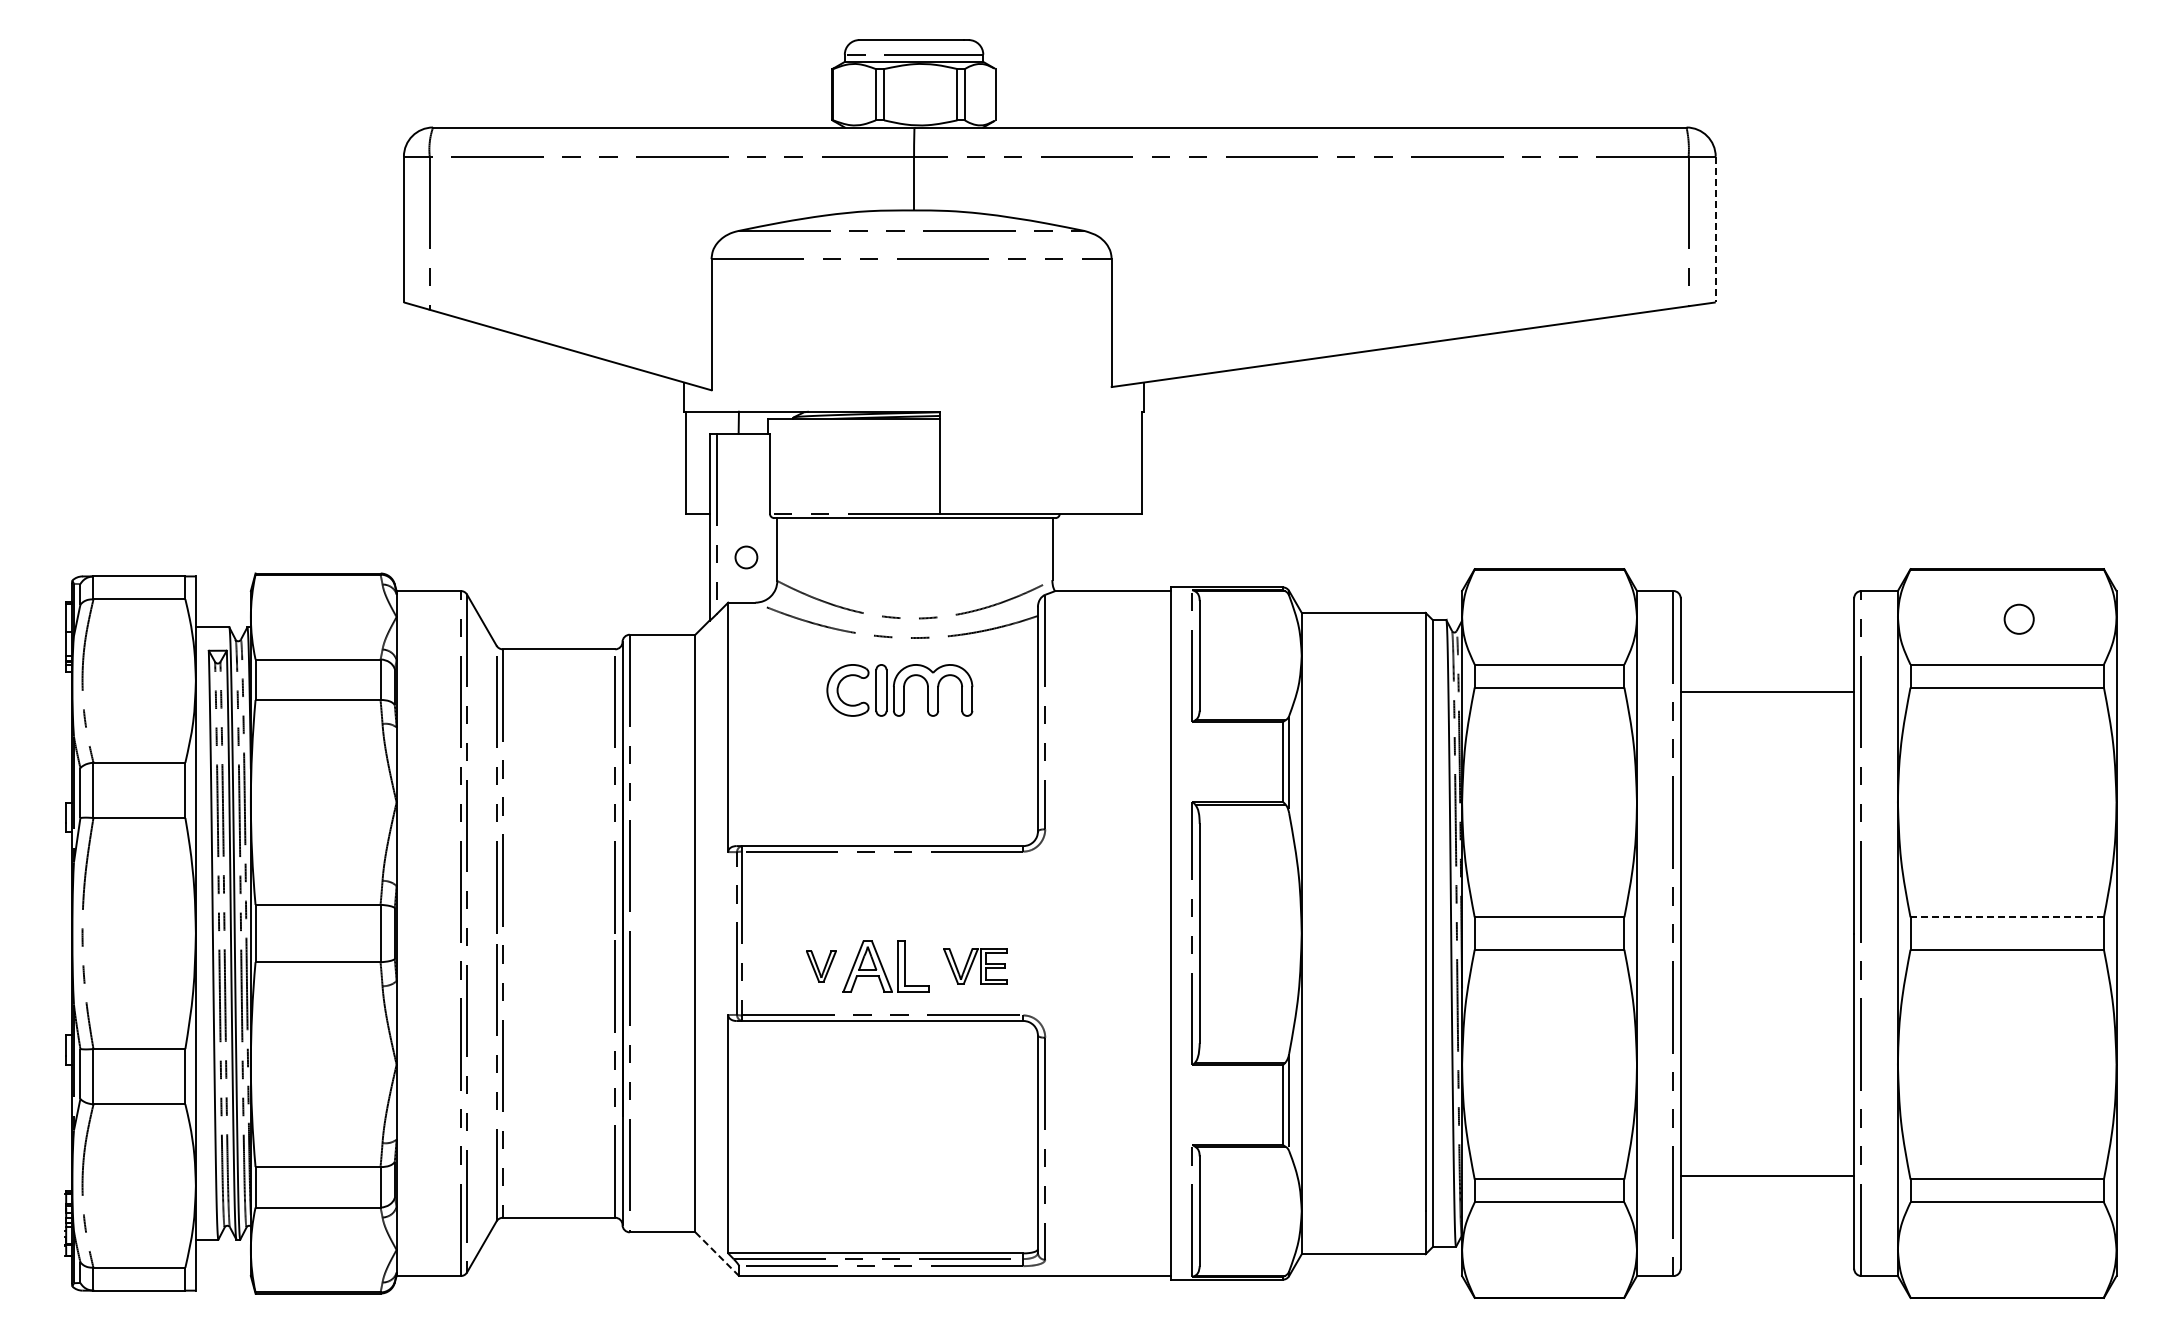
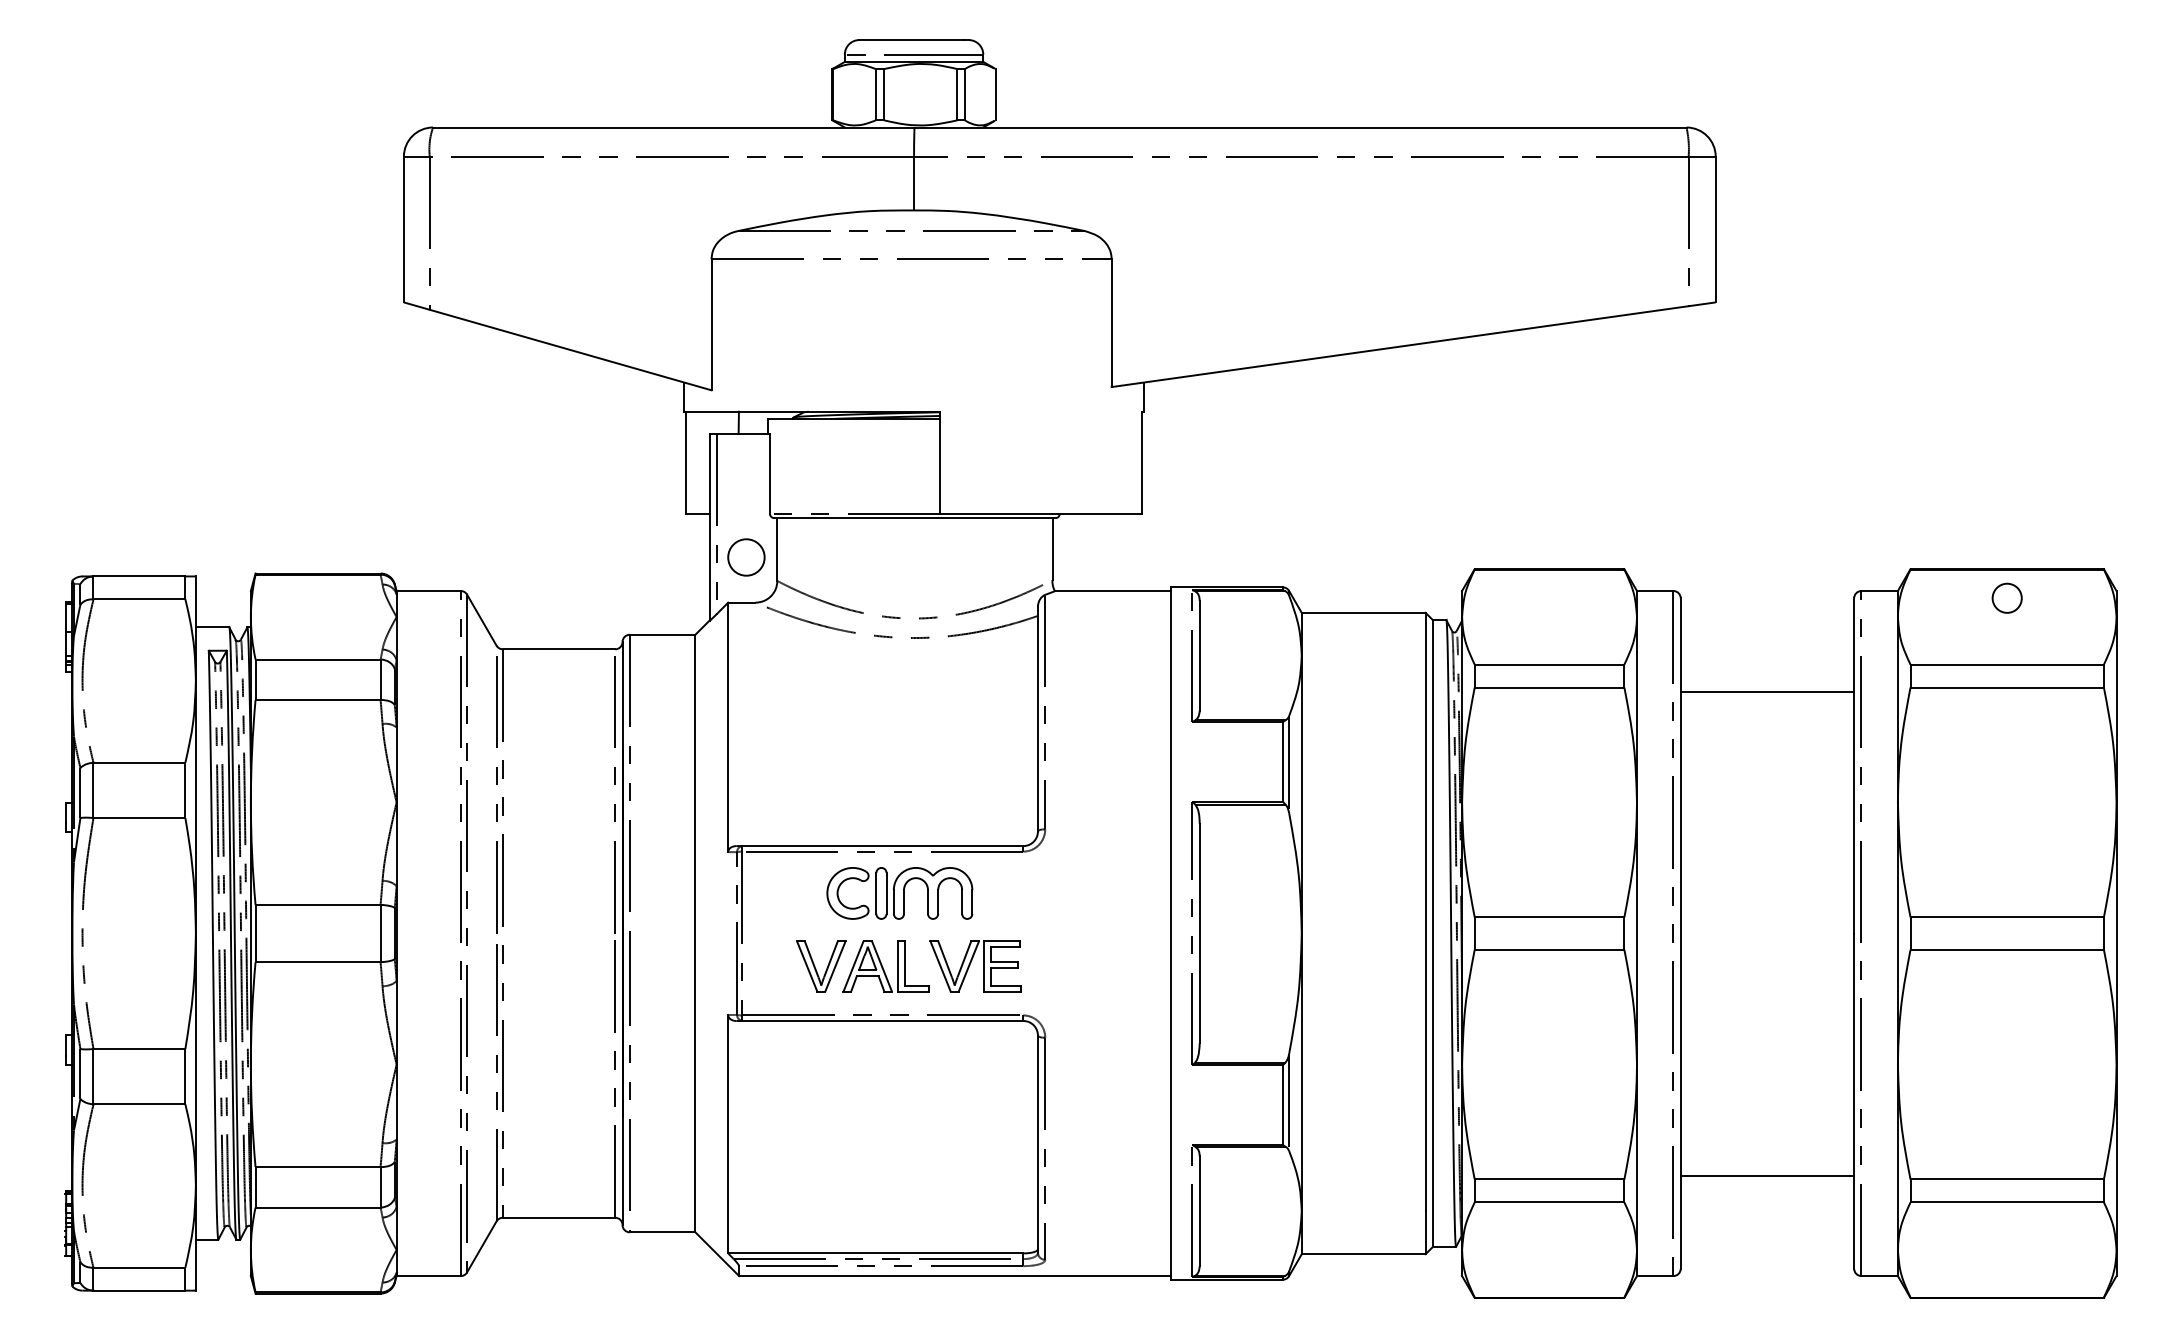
line: dashed -> solid (1715, 229)
circle diameter: 22 px -> 36 px (746, 557)
circle position: (2018, 618) -> (2006, 597) (2006, 597)
part position: (899, 690) -> (899, 893) (899, 893)
line: dashed -> solid (2007, 917)
part size: 31x33 px -> 51x53 px (821, 966)
part size: 65x37 px -> 93x53 px (975, 966)
line: dashed -> solid (717, 1254)
